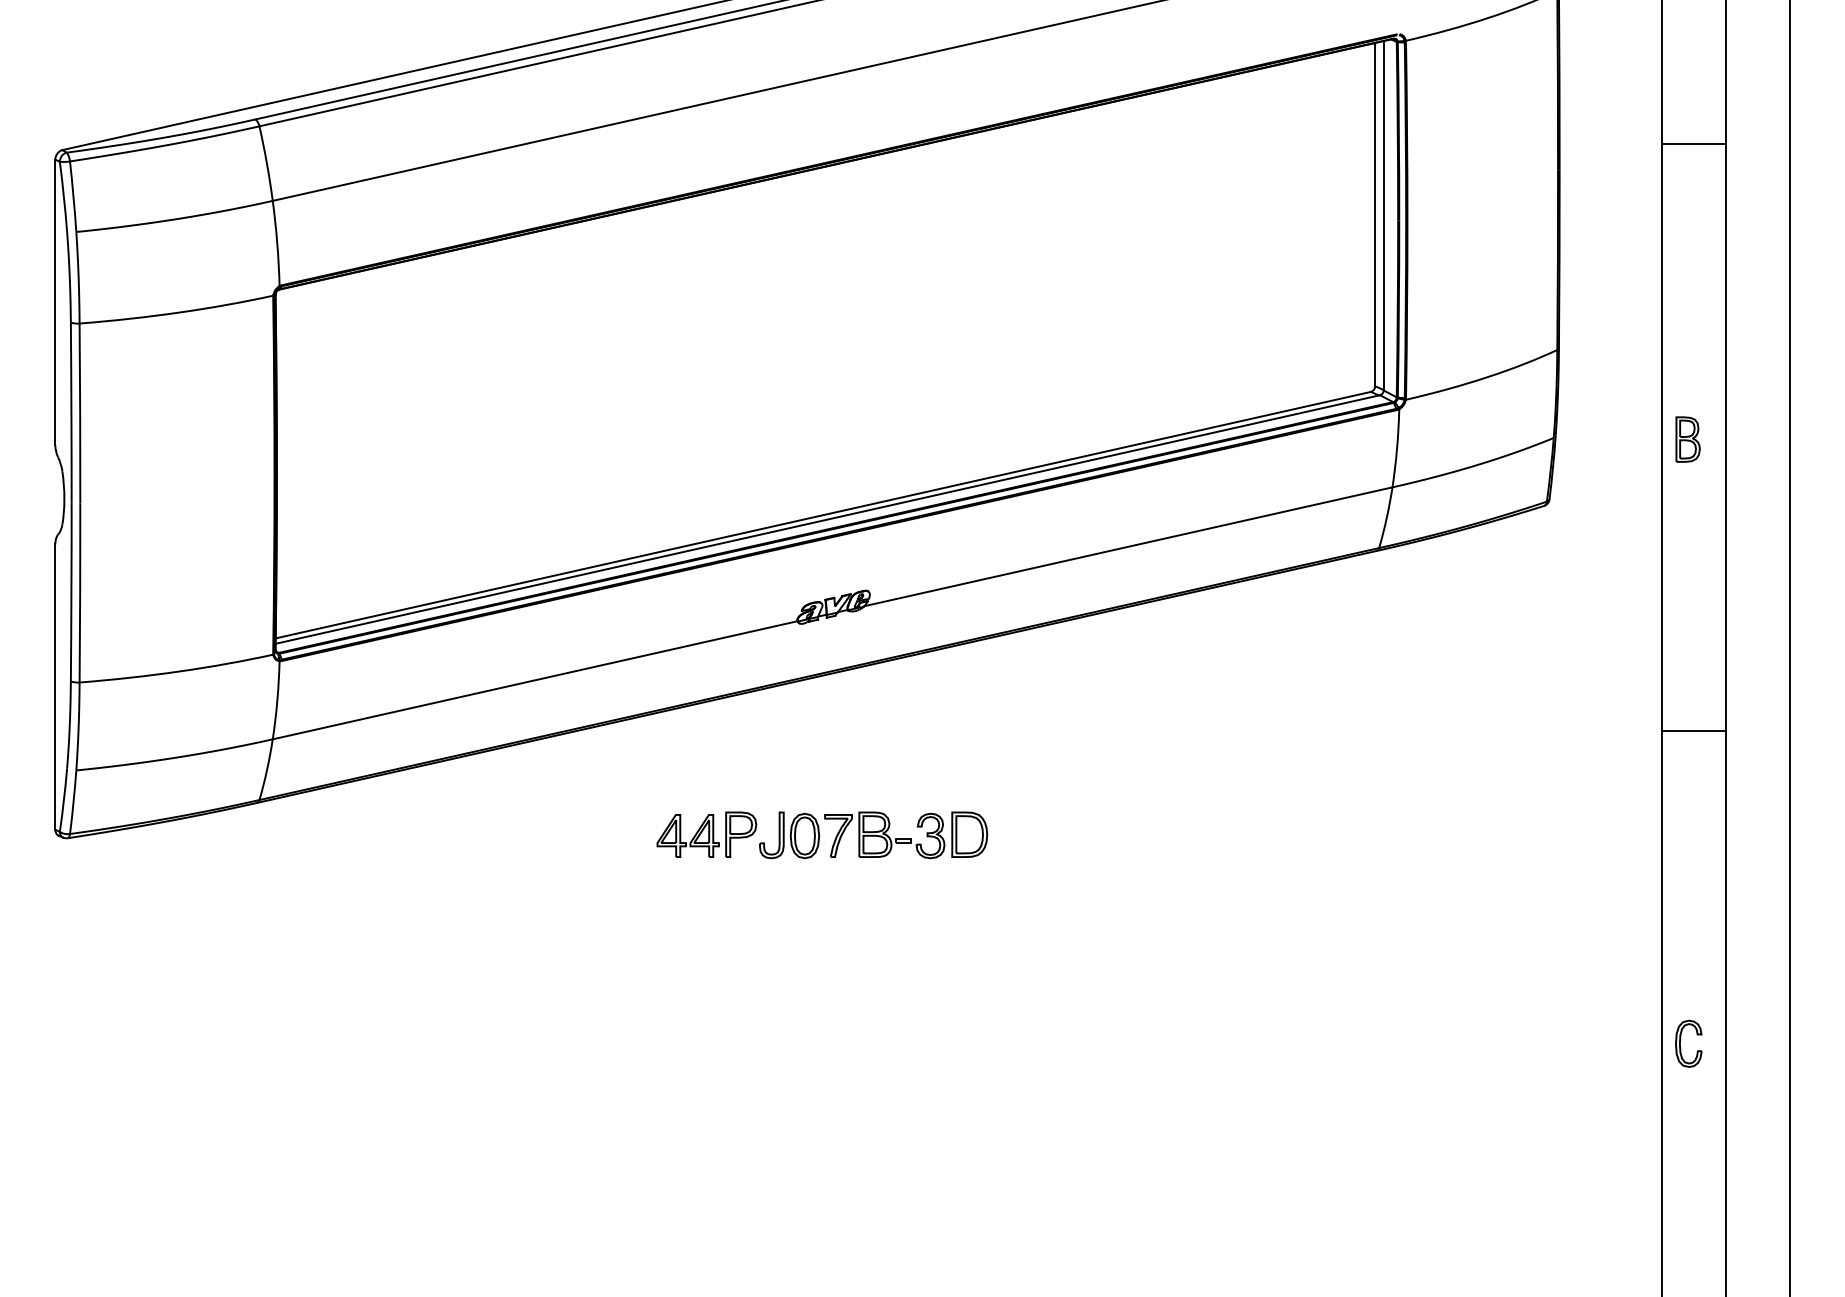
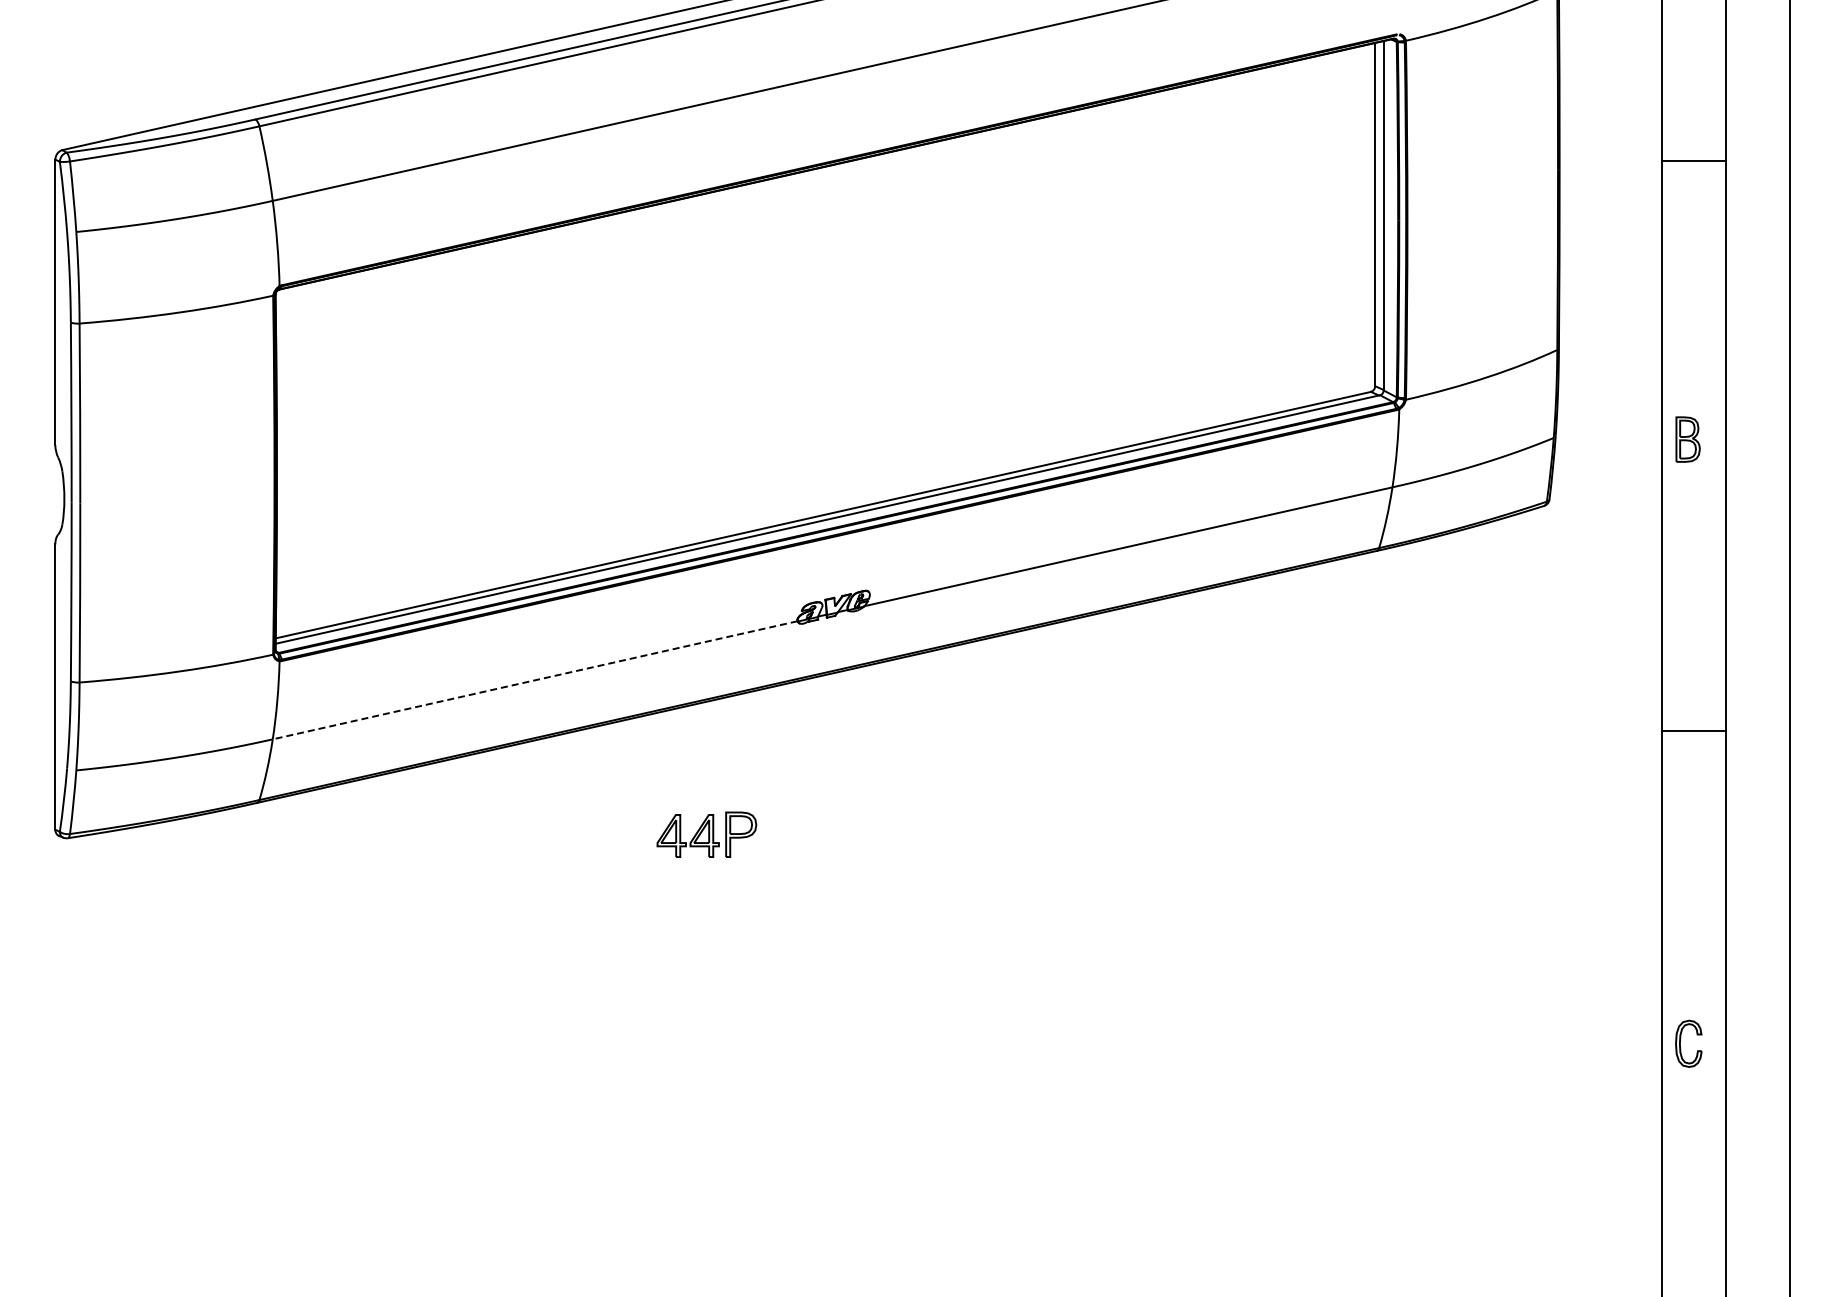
line position: (1693, 143) -> (1693, 160) (1693, 160)
line: solid -> dashed (535, 680)
part: present -> none (873, 835)
